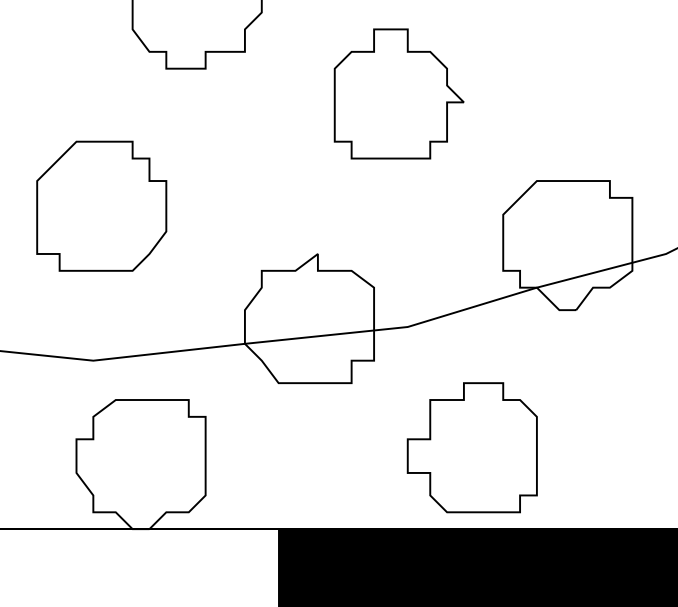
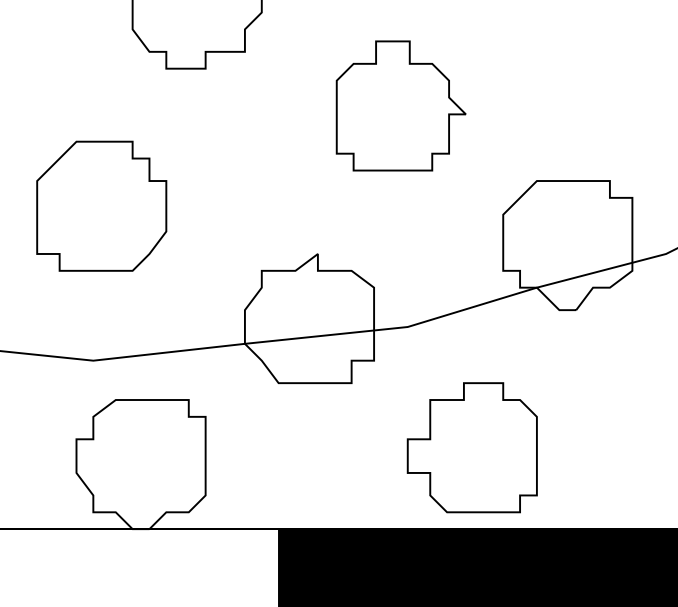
part position: (398, 93) -> (400, 105) (400, 105)
